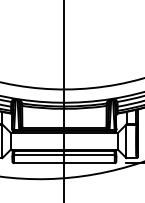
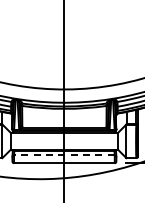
line: solid -> dashed (63, 155)
